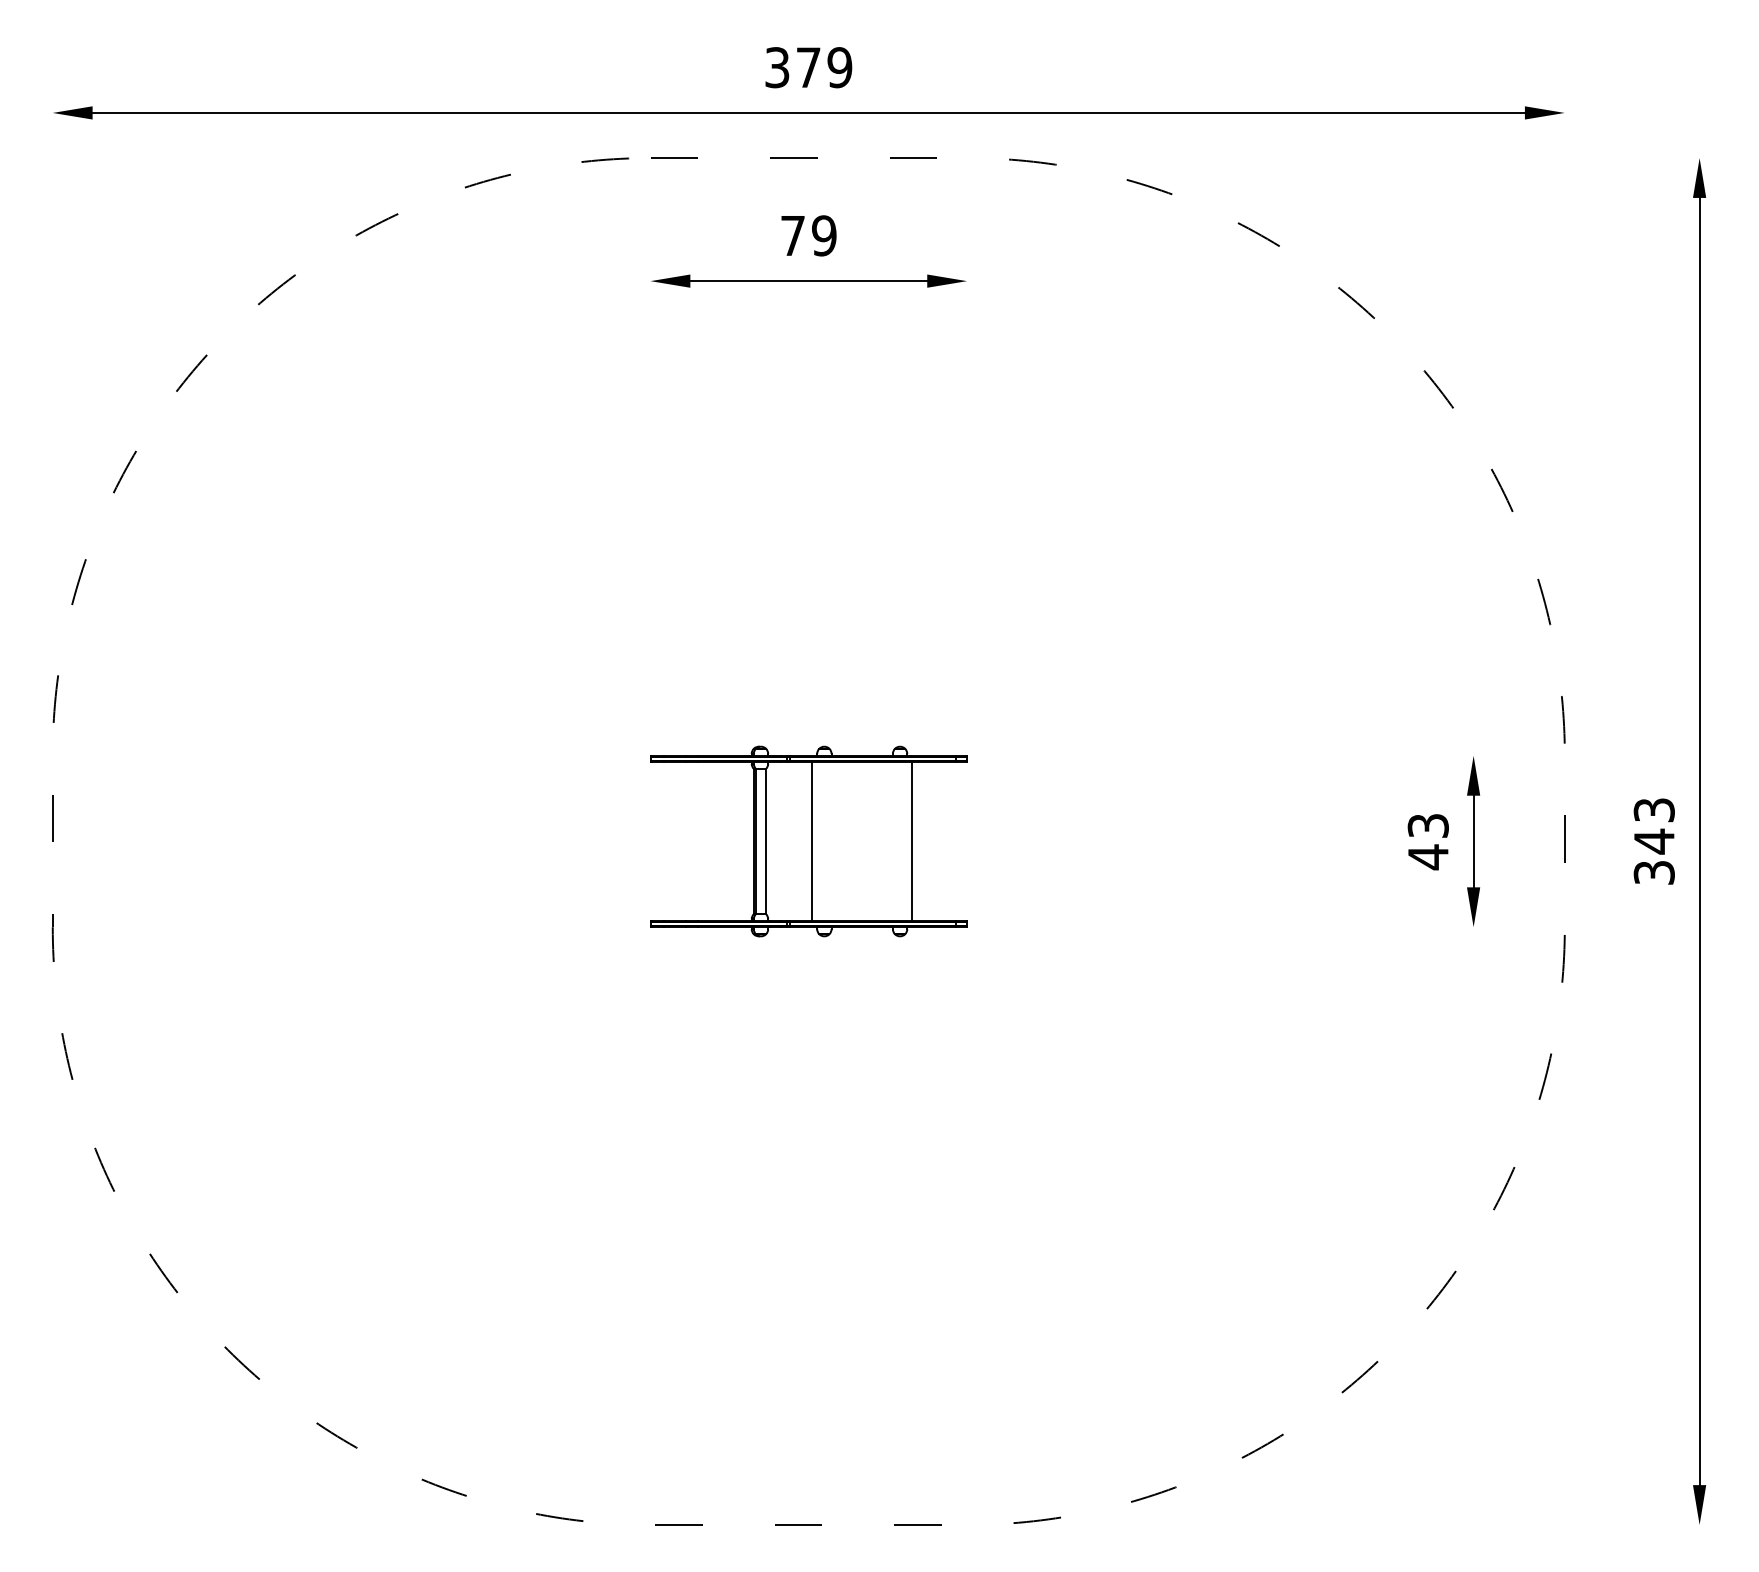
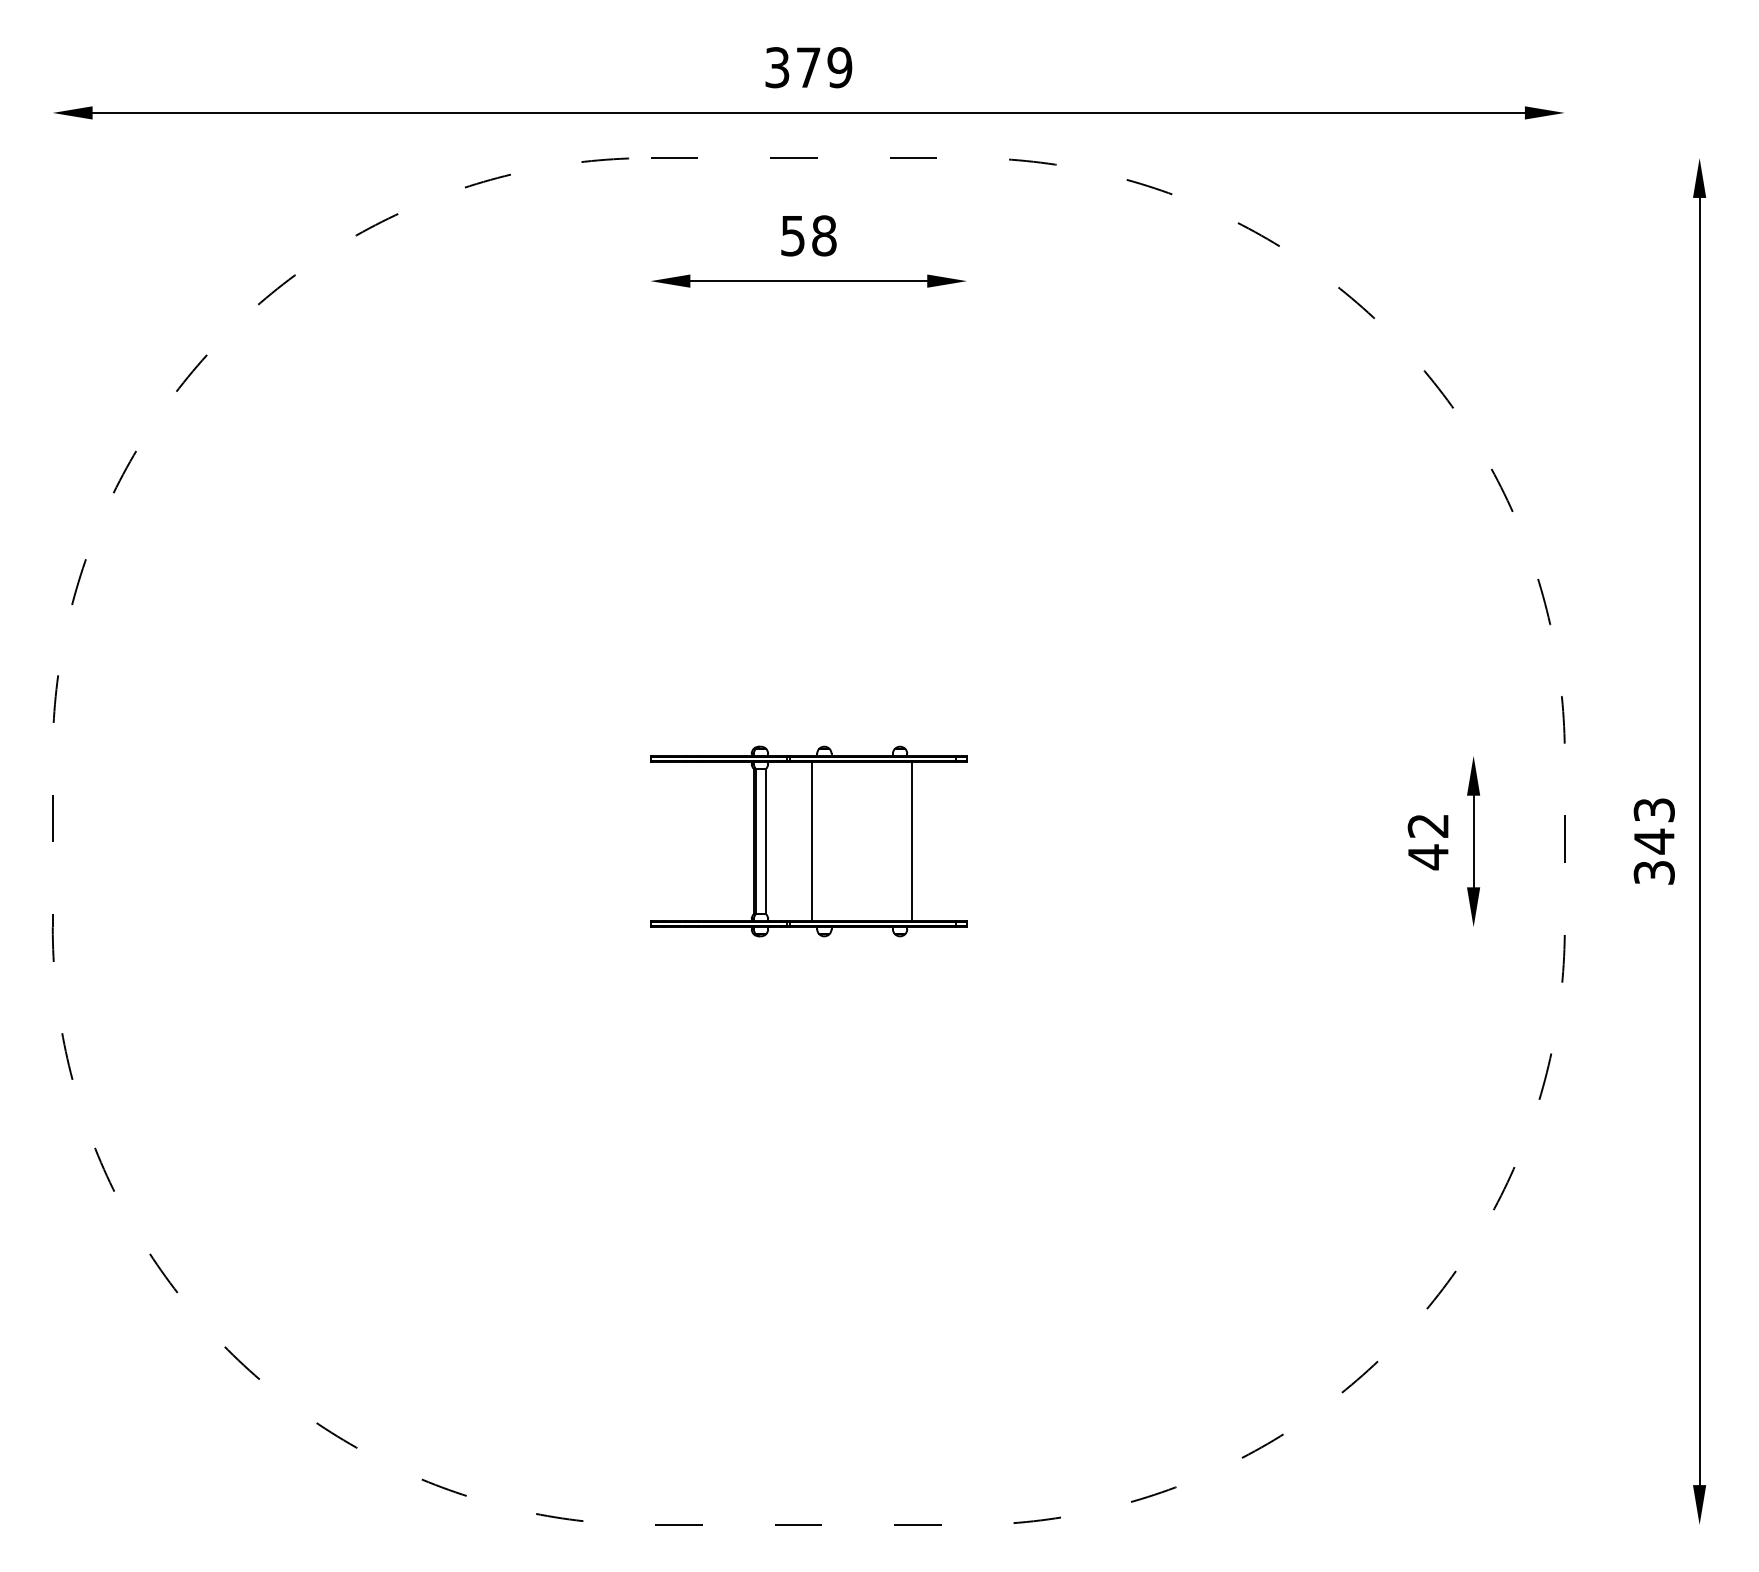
text: 79 -> 58 (808, 235)
text: 43 -> 42 (1428, 825)
